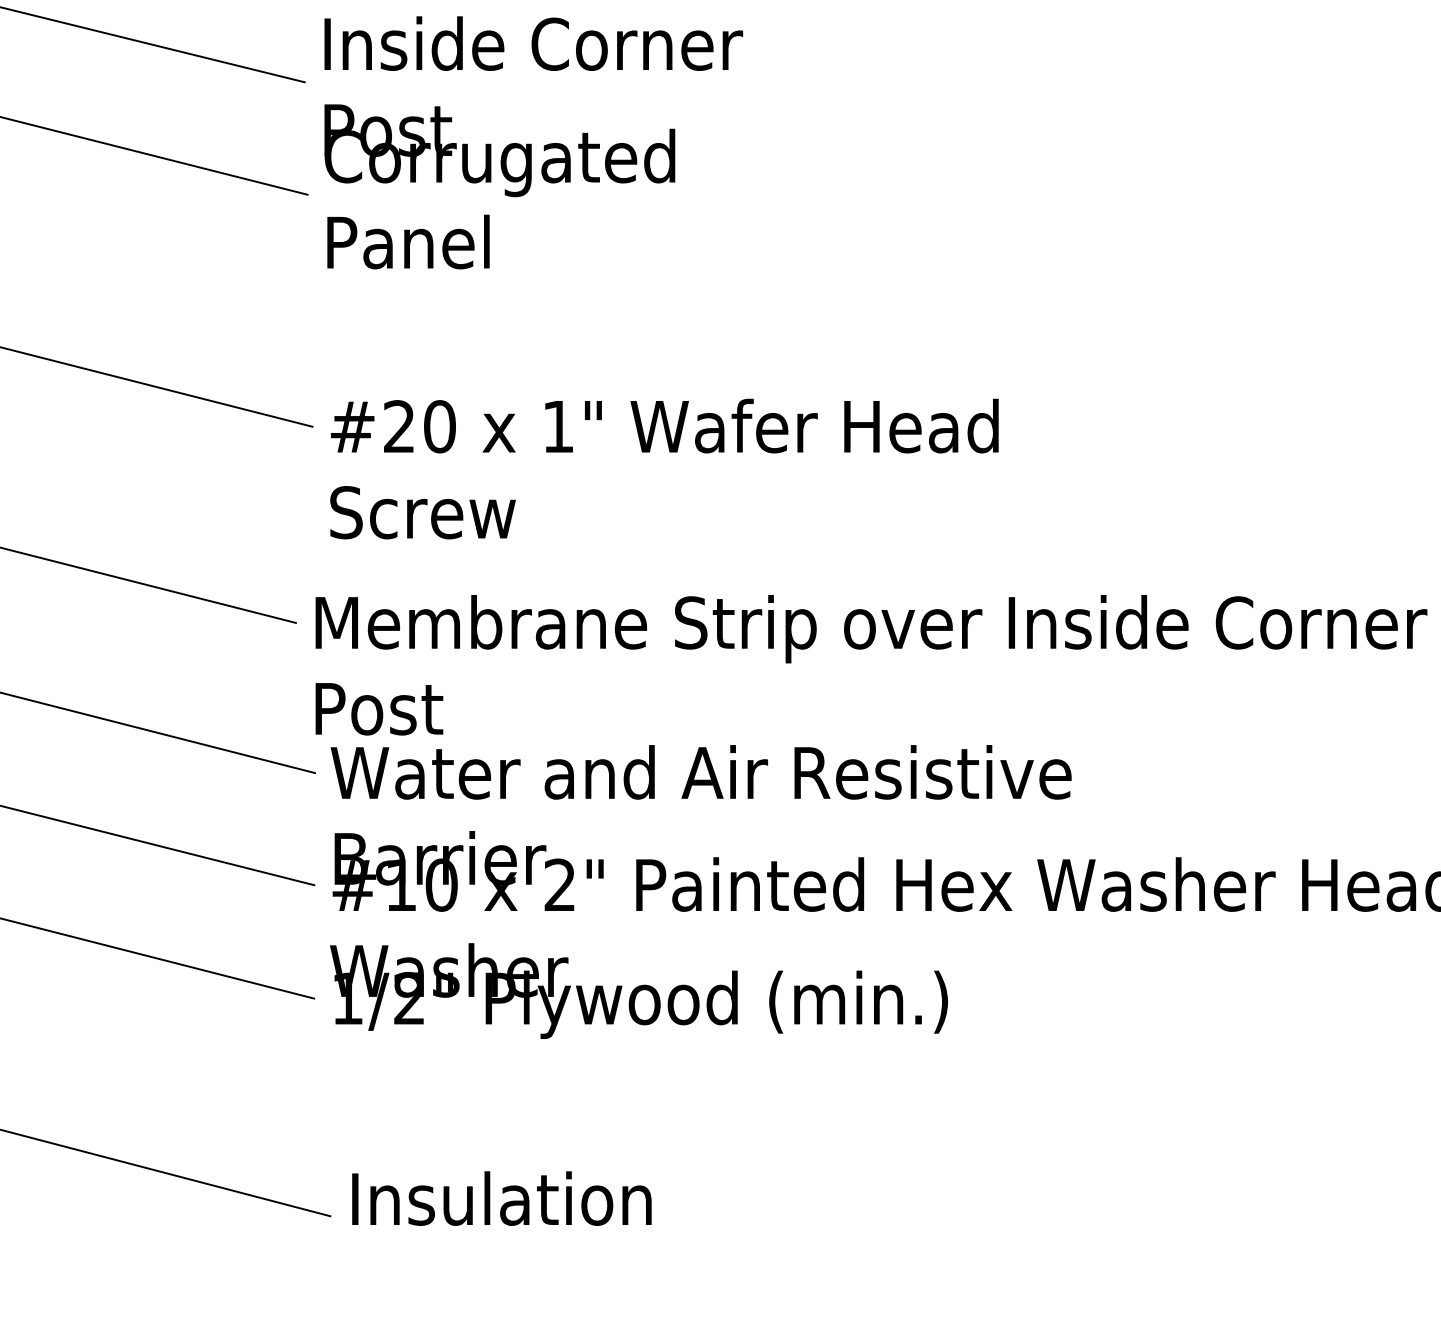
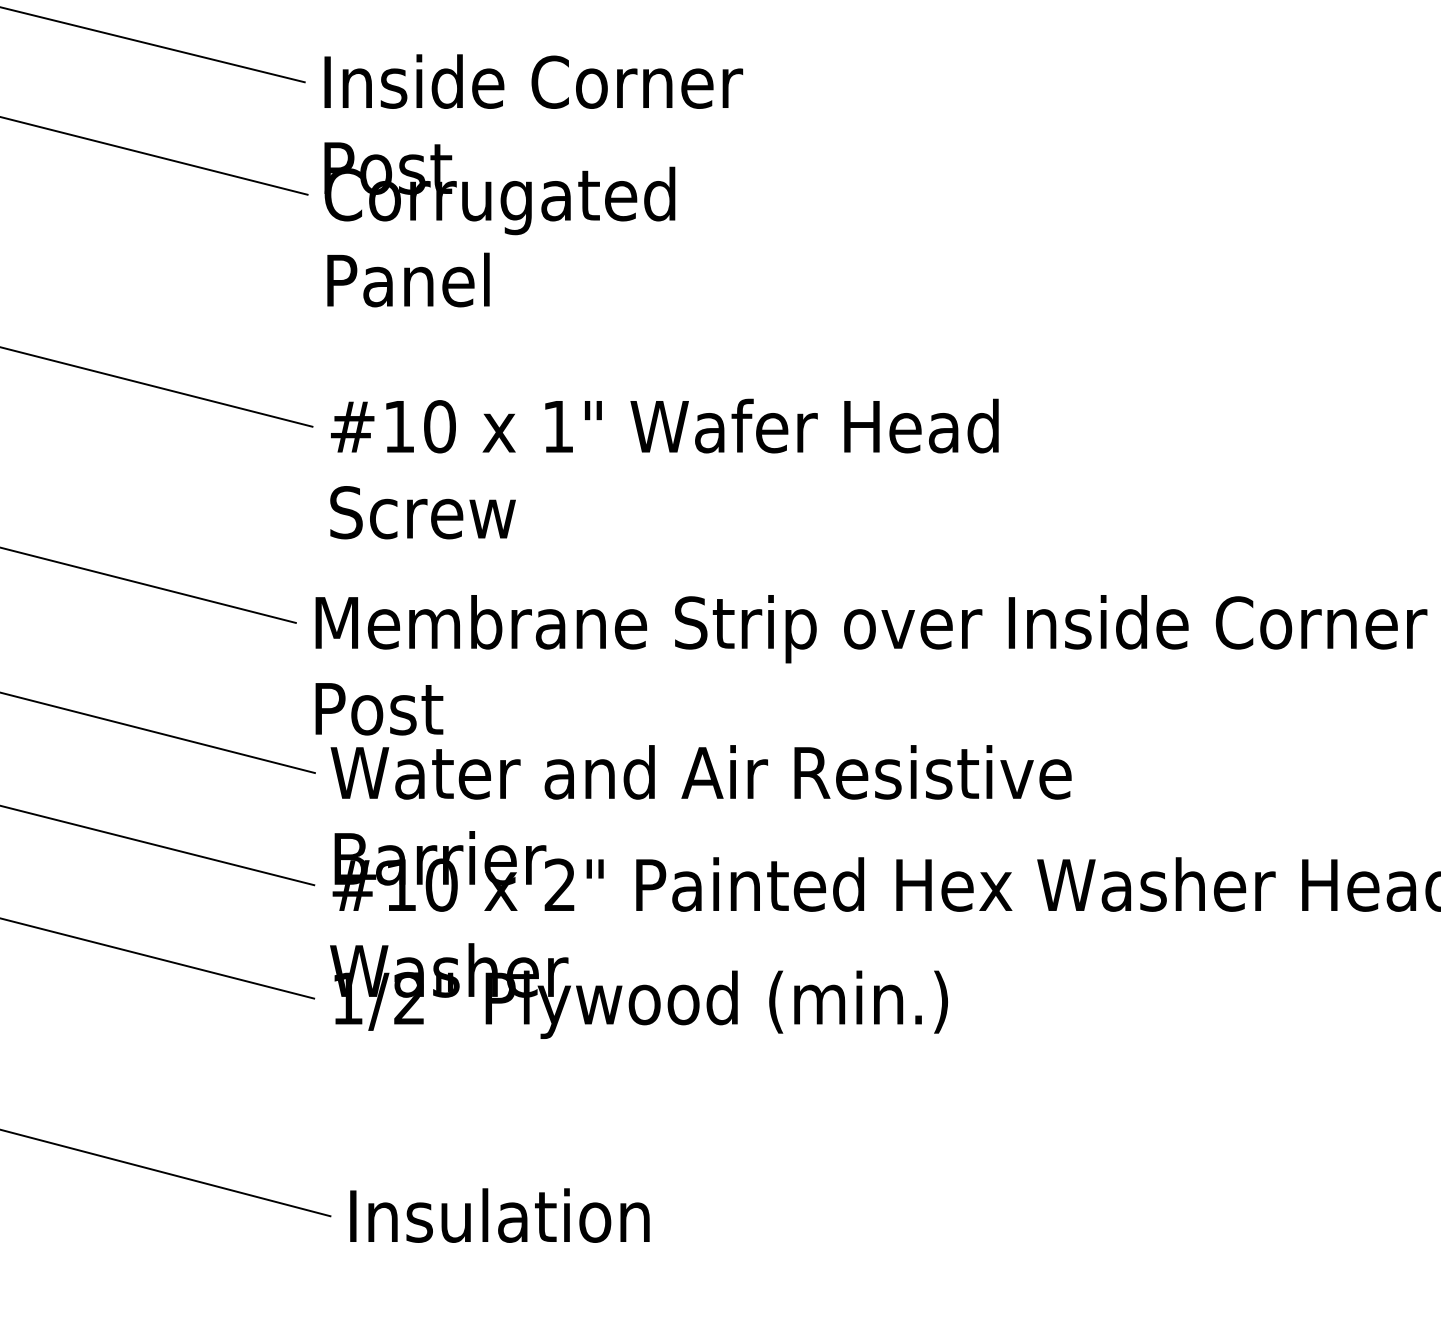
text position: (533, 142) -> (533, 180) (533, 180)
text: #20 -> #10 (398, 426)
text position: (501, 1198) -> (499, 1215) (499, 1215)
